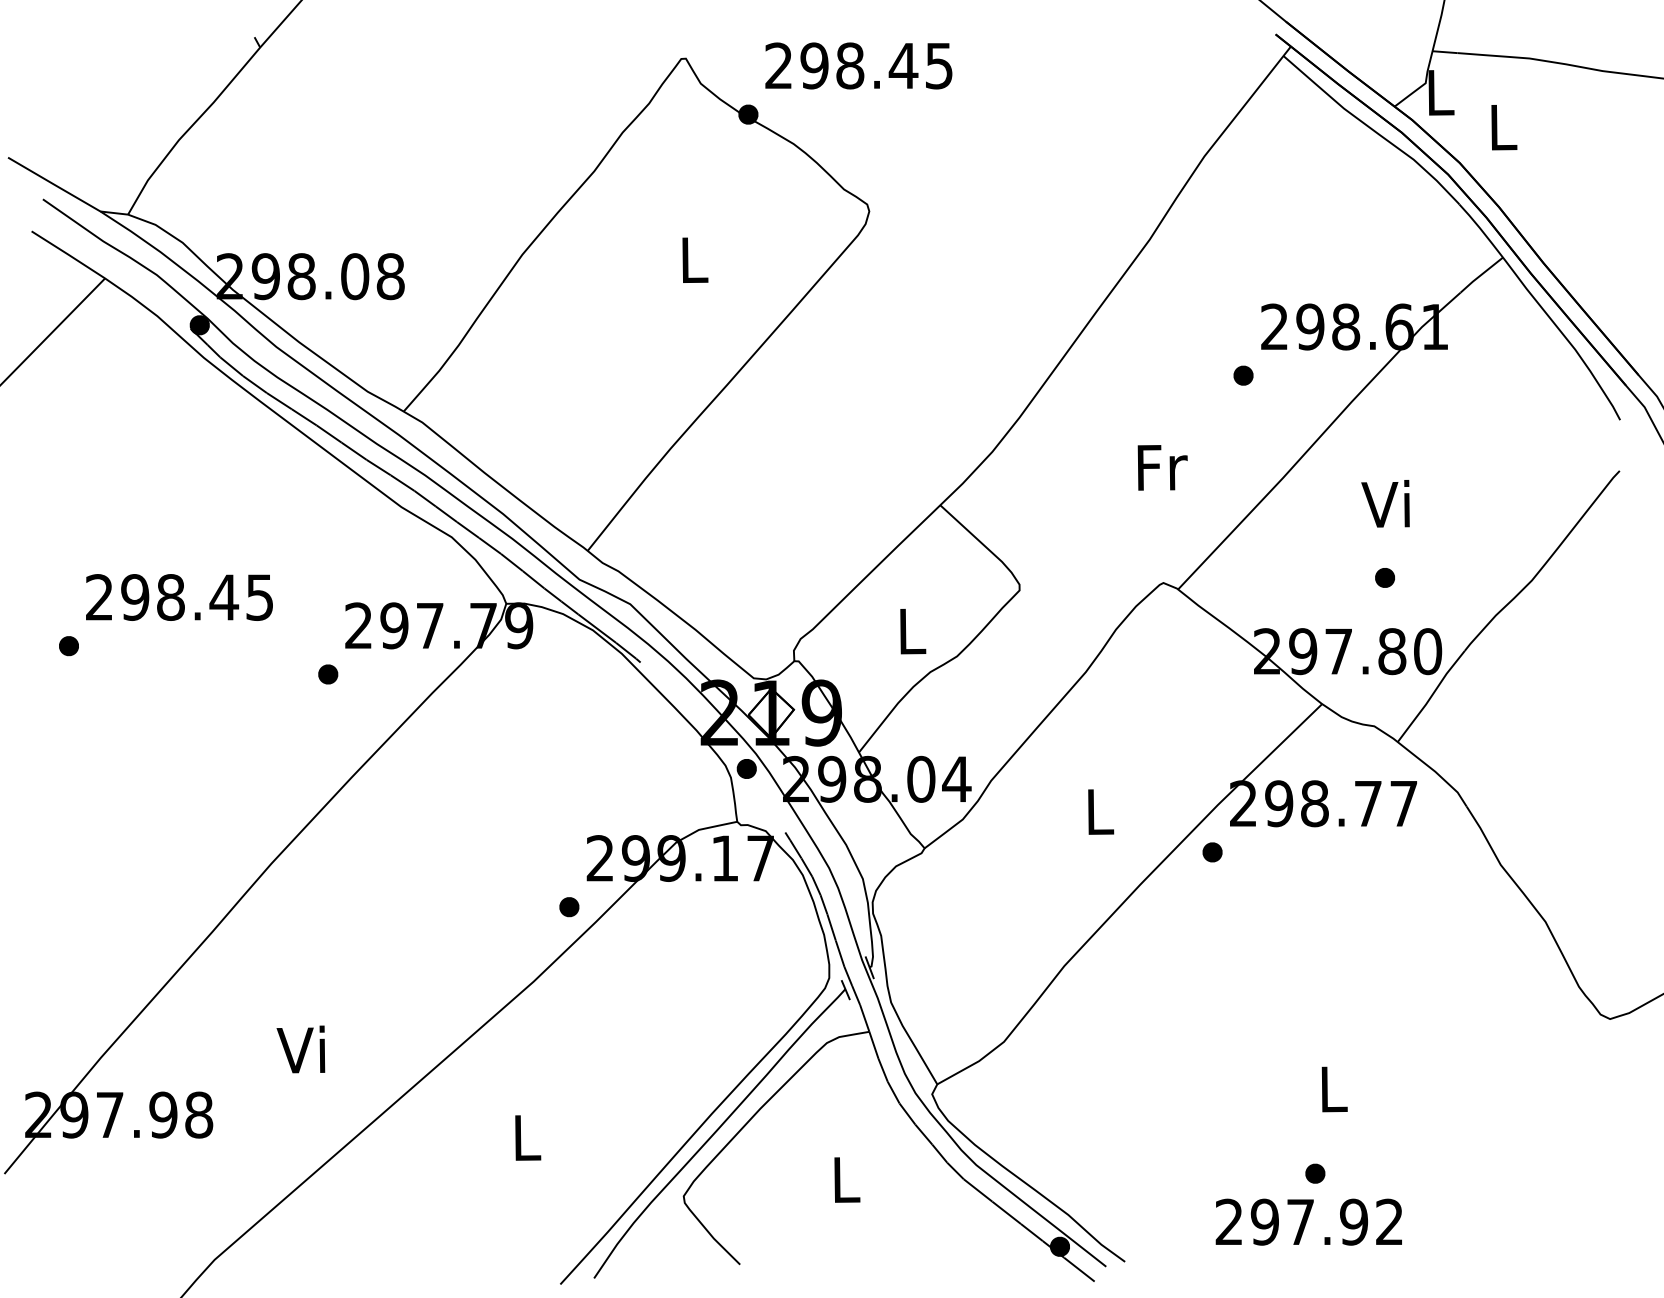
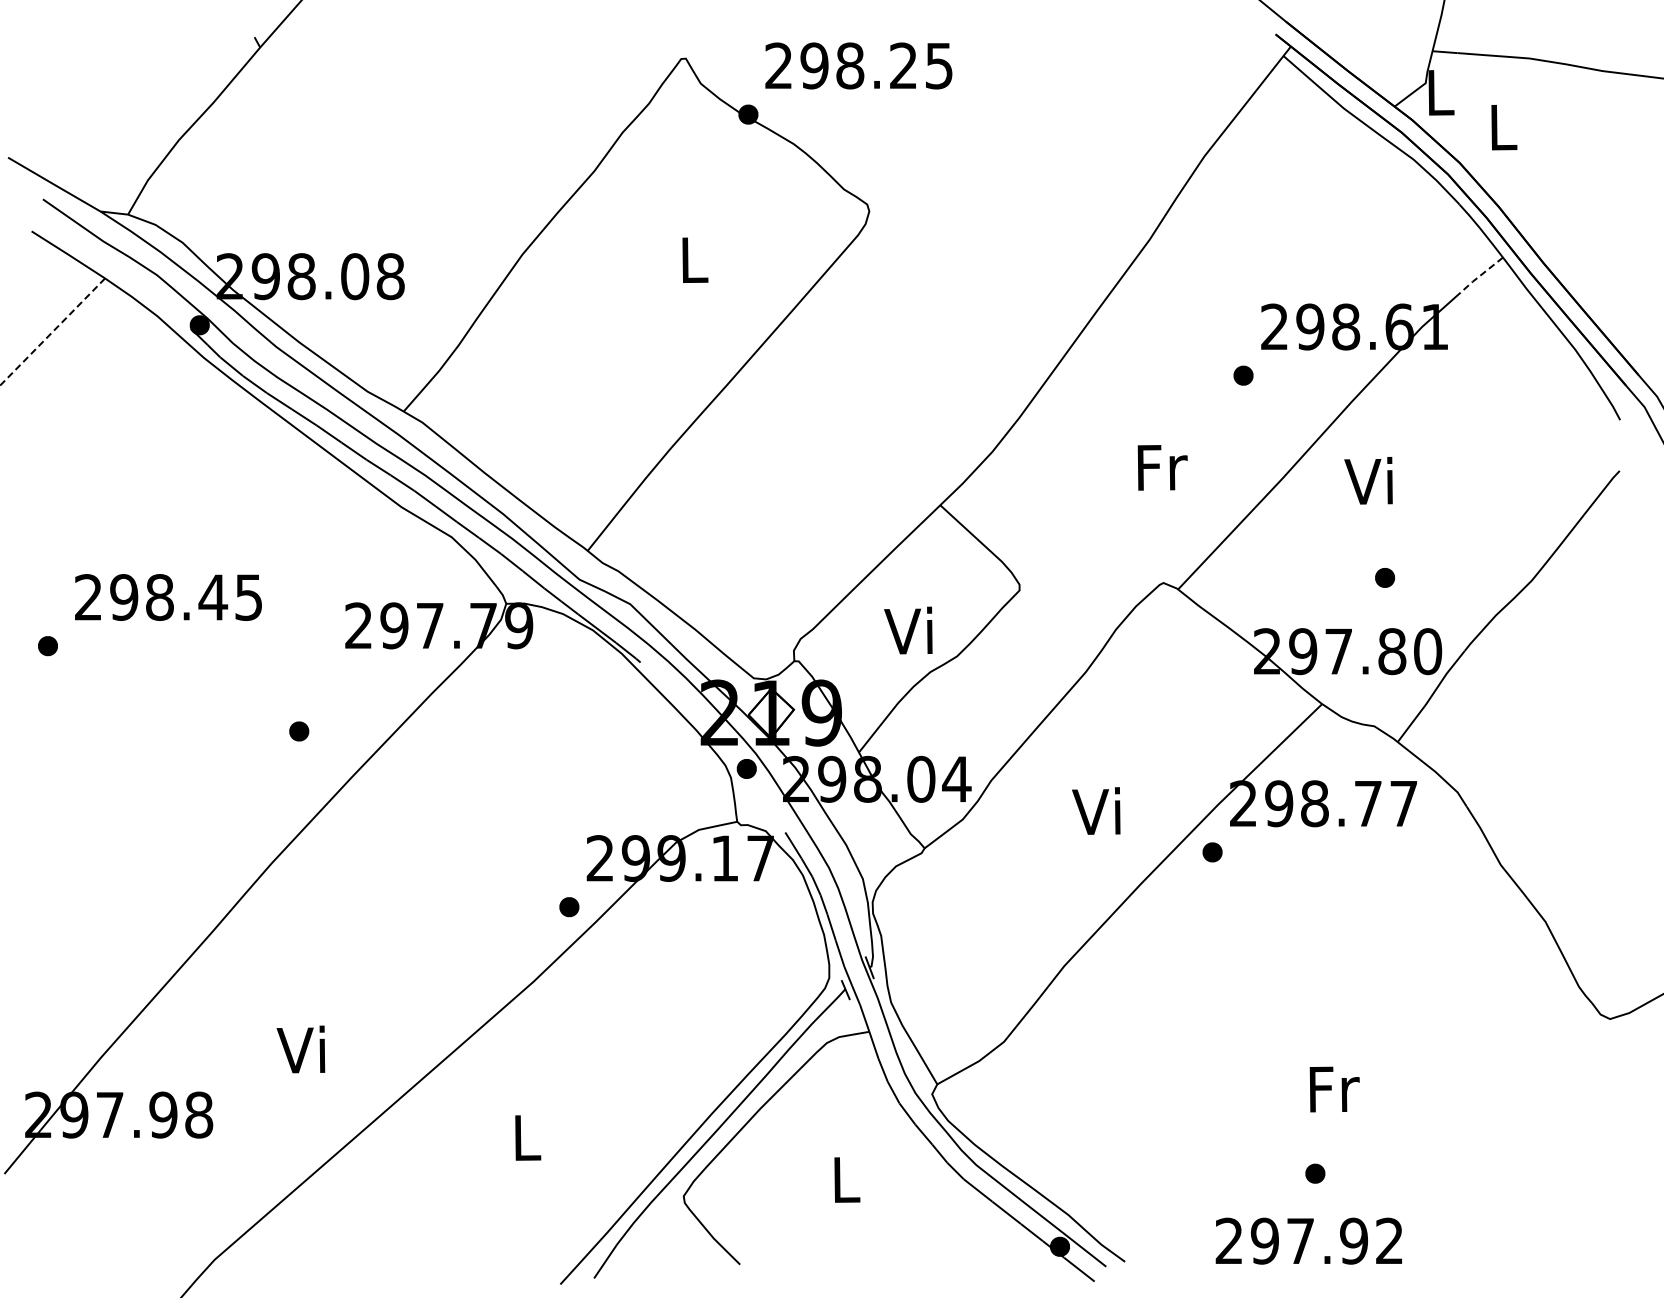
text: 298.45 -> 298.25 (903, 65)
line: solid -> dashed (1481, 275)
line: solid -> dashed (52, 331)
text position: (1385, 503) -> (1368, 480) (1368, 480)
text position: (179, 597) -> (168, 597) (168, 597)
text: L -> Vi (908, 630)
part position: (68, 646) -> (47, 646) (47, 646)
part position: (328, 674) -> (299, 731) (299, 731)
text: L -> Vi (1096, 810)
text: L -> Fr (1334, 1089)
text position: (1308, 1221) -> (1308, 1240) (1308, 1240)
